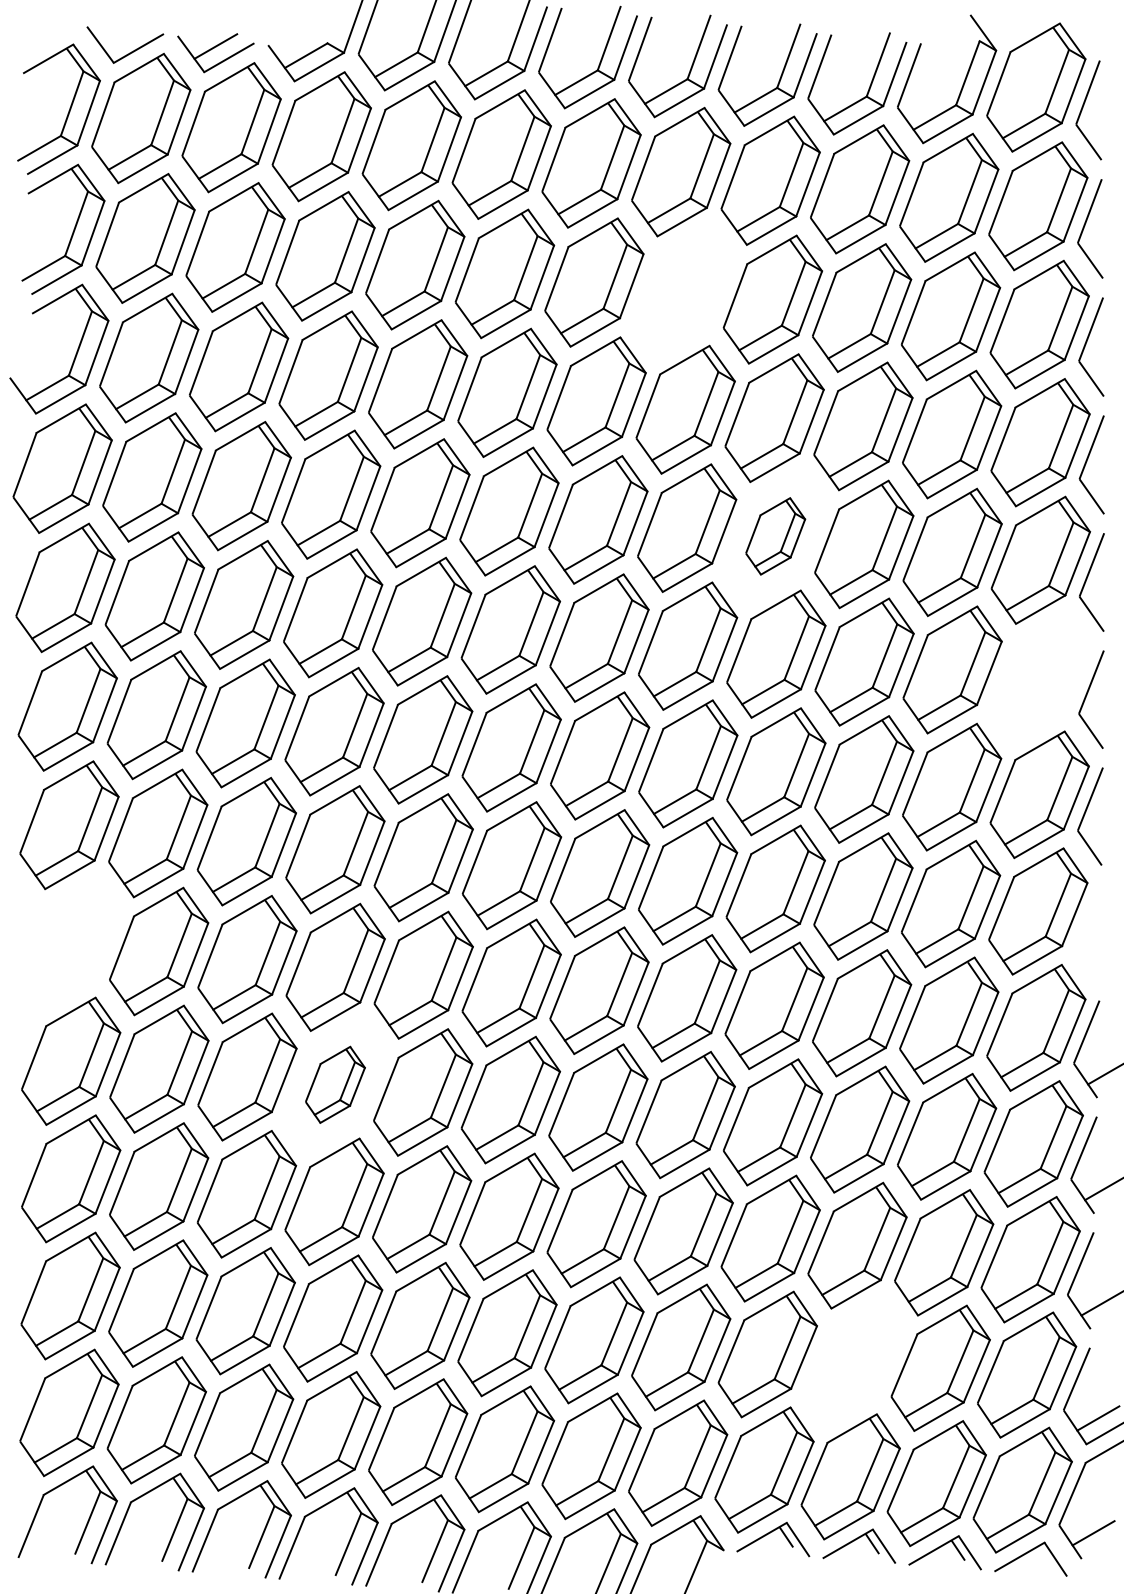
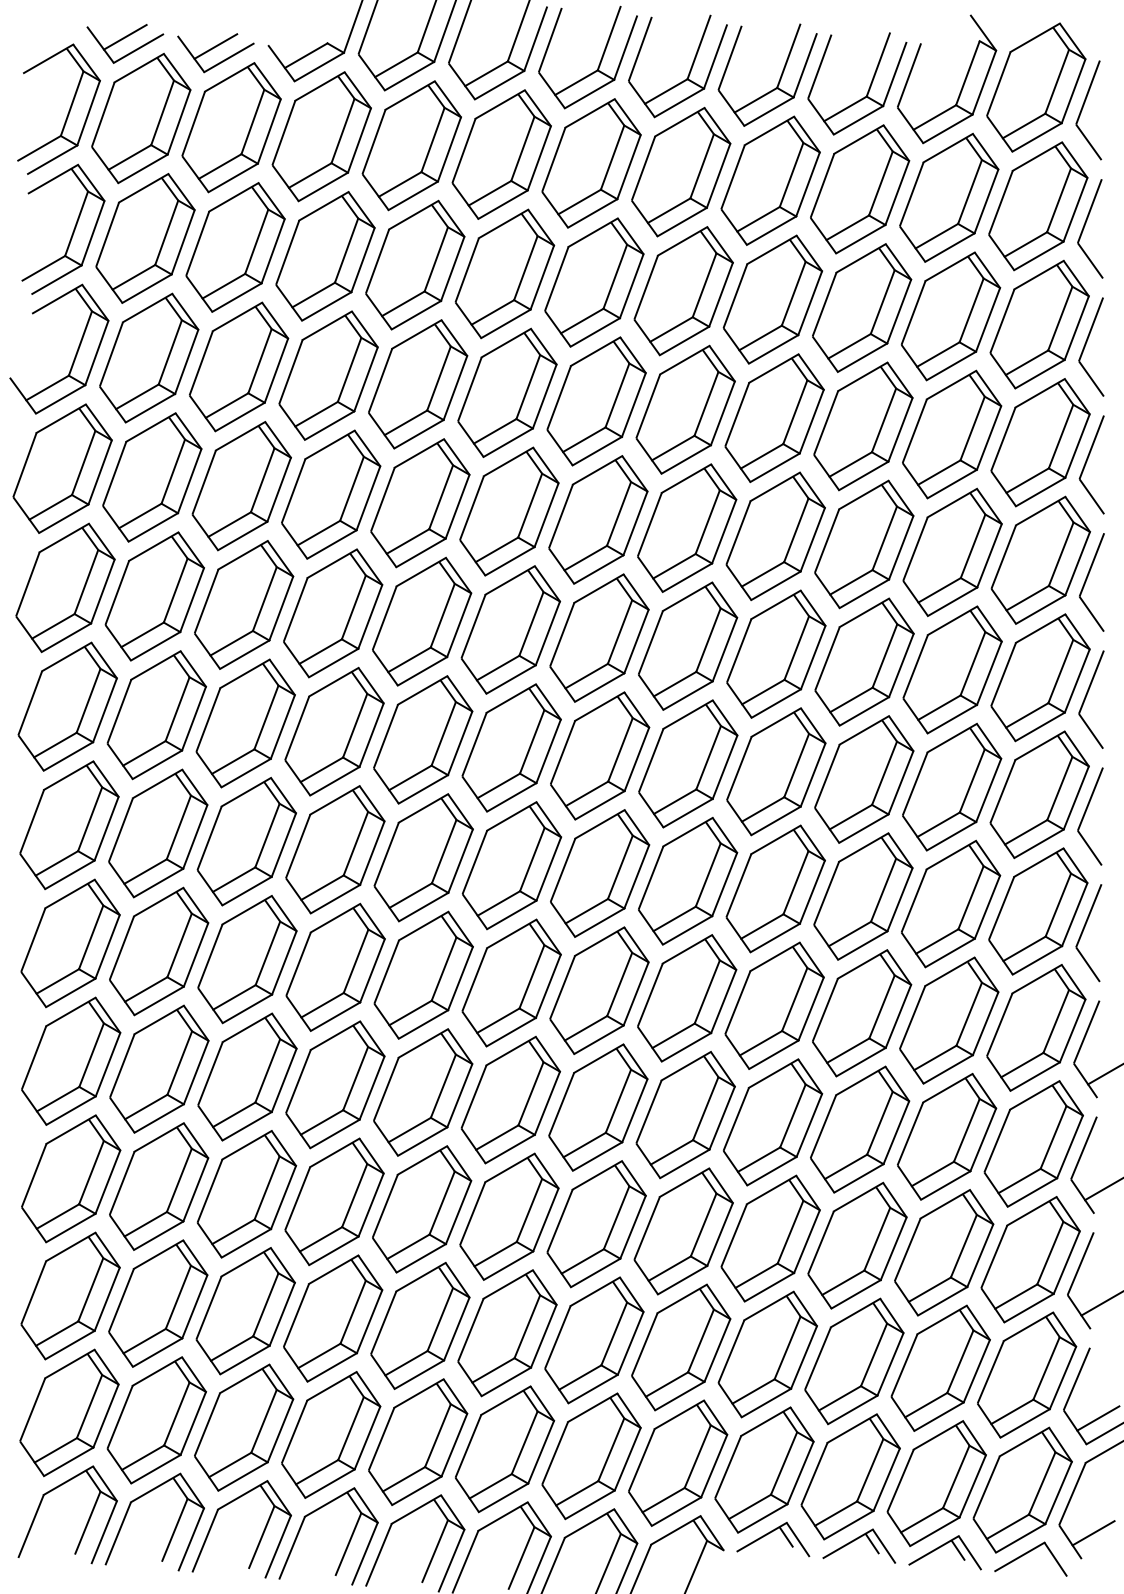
line: none -> present (125, 36)
part: none -> present (683, 291)
part size: 62x79 px -> 101x131 px (775, 536)
part: none -> present (1040, 677)
part: none -> present (1088, 933)
part: none -> present (70, 943)
part size: 61x79 px -> 101x130 px (335, 1084)
part: none -> present (854, 1361)
